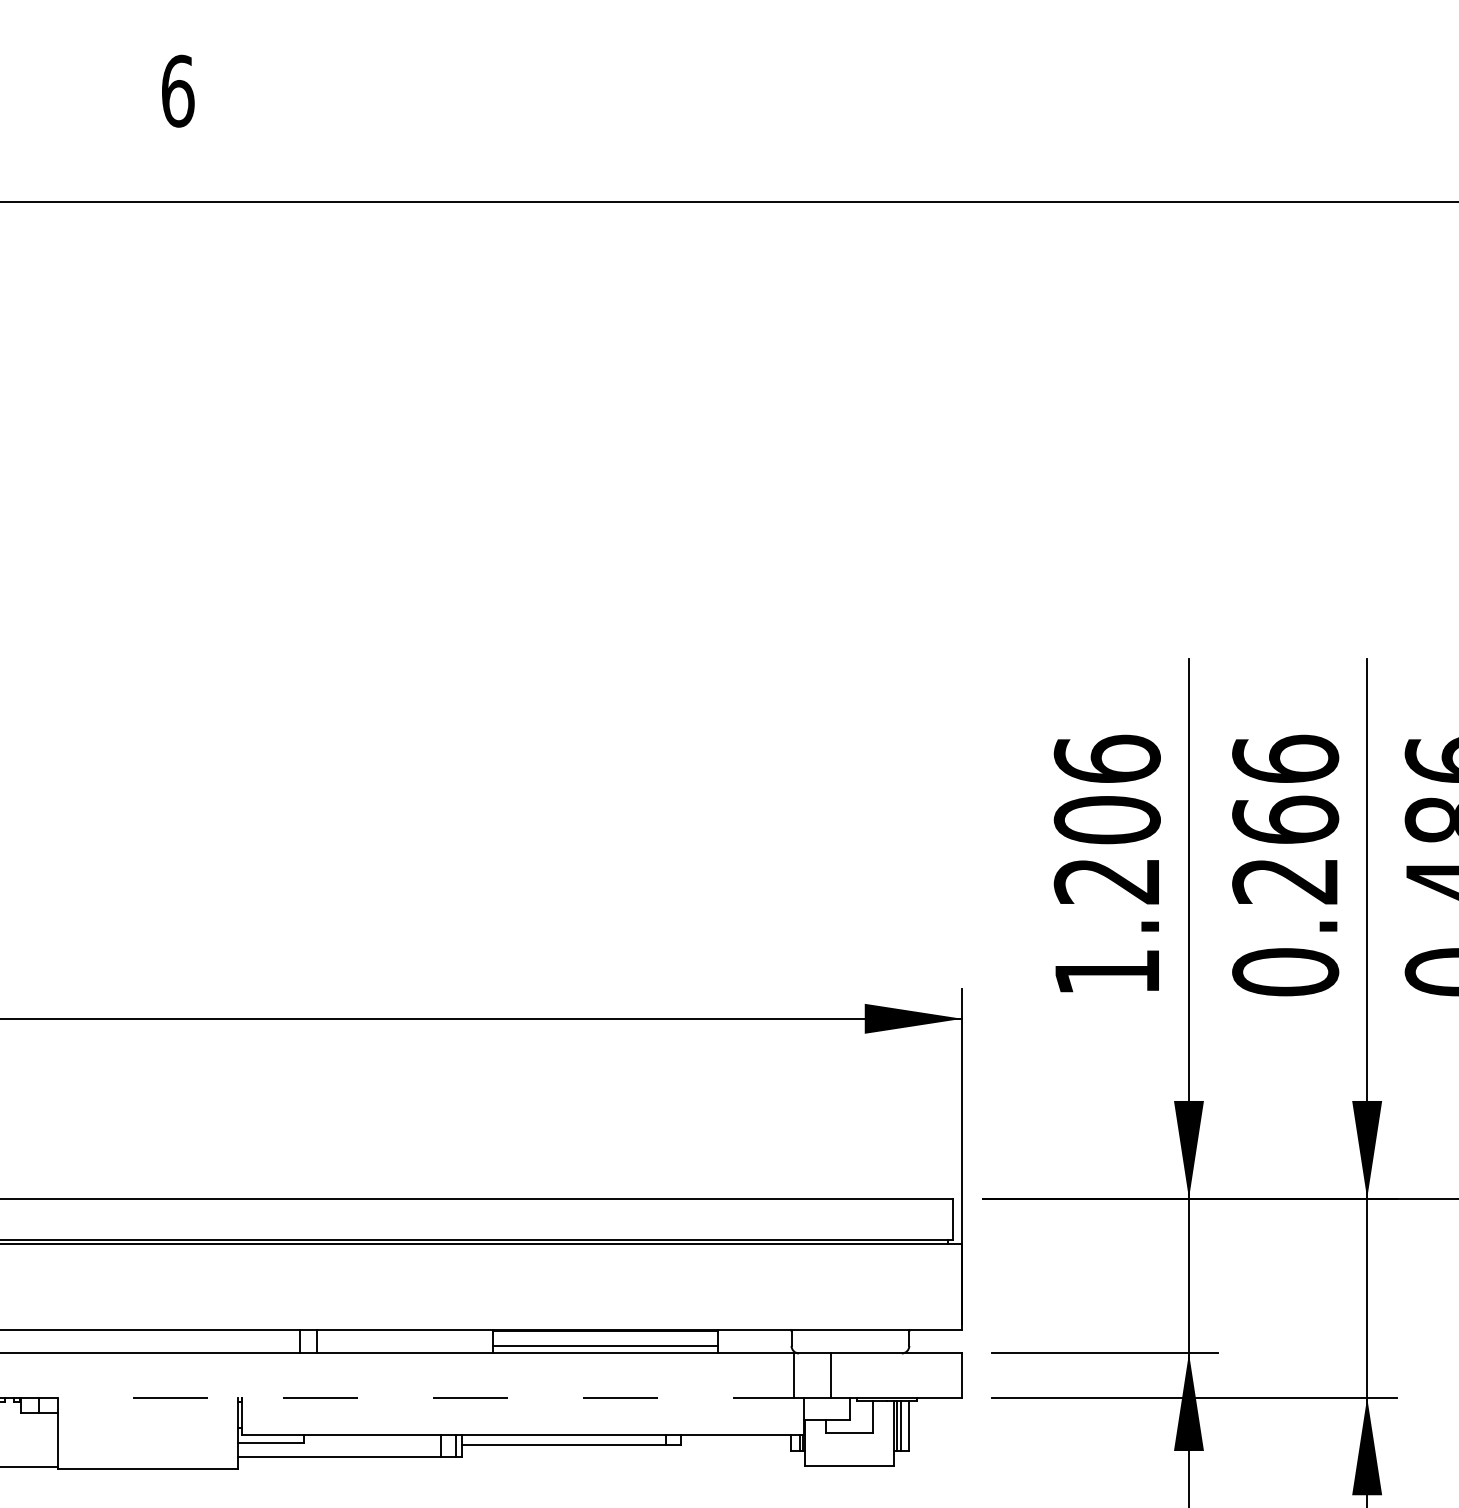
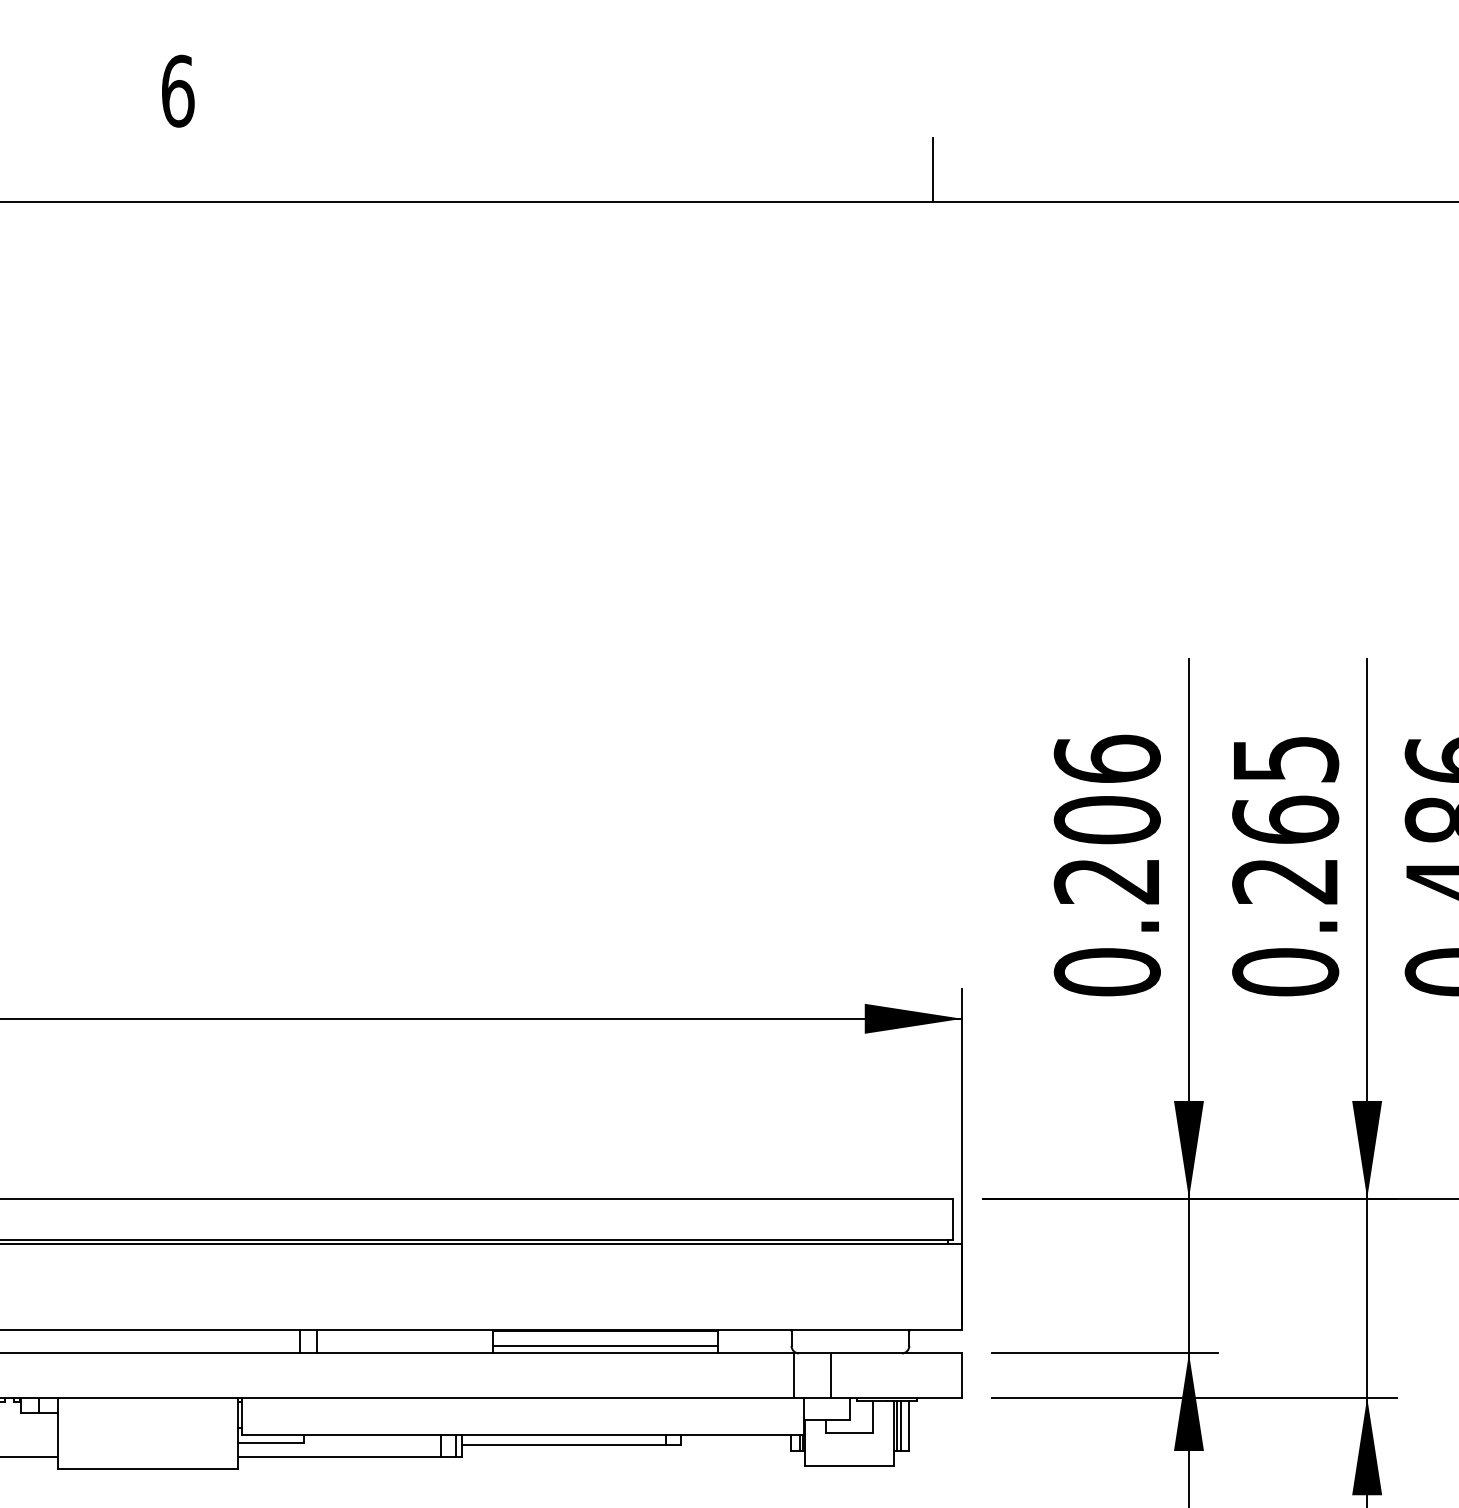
line: none -> present (932, 170)
text: 0.266 -> 0.265 (1285, 758)
text: 1.206 -> 0.206 (1106, 972)
line: dashed -> solid (397, 1397)
line position: (30, 1466) -> (30, 1456) (30, 1456)
